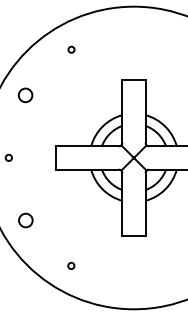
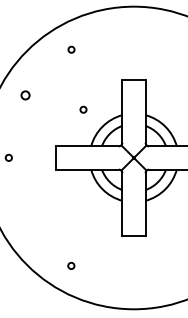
circle size: 17x17 px -> 11x11 px (25, 95)
circle: none -> present (83, 109)
circle: present -> none (25, 220)
